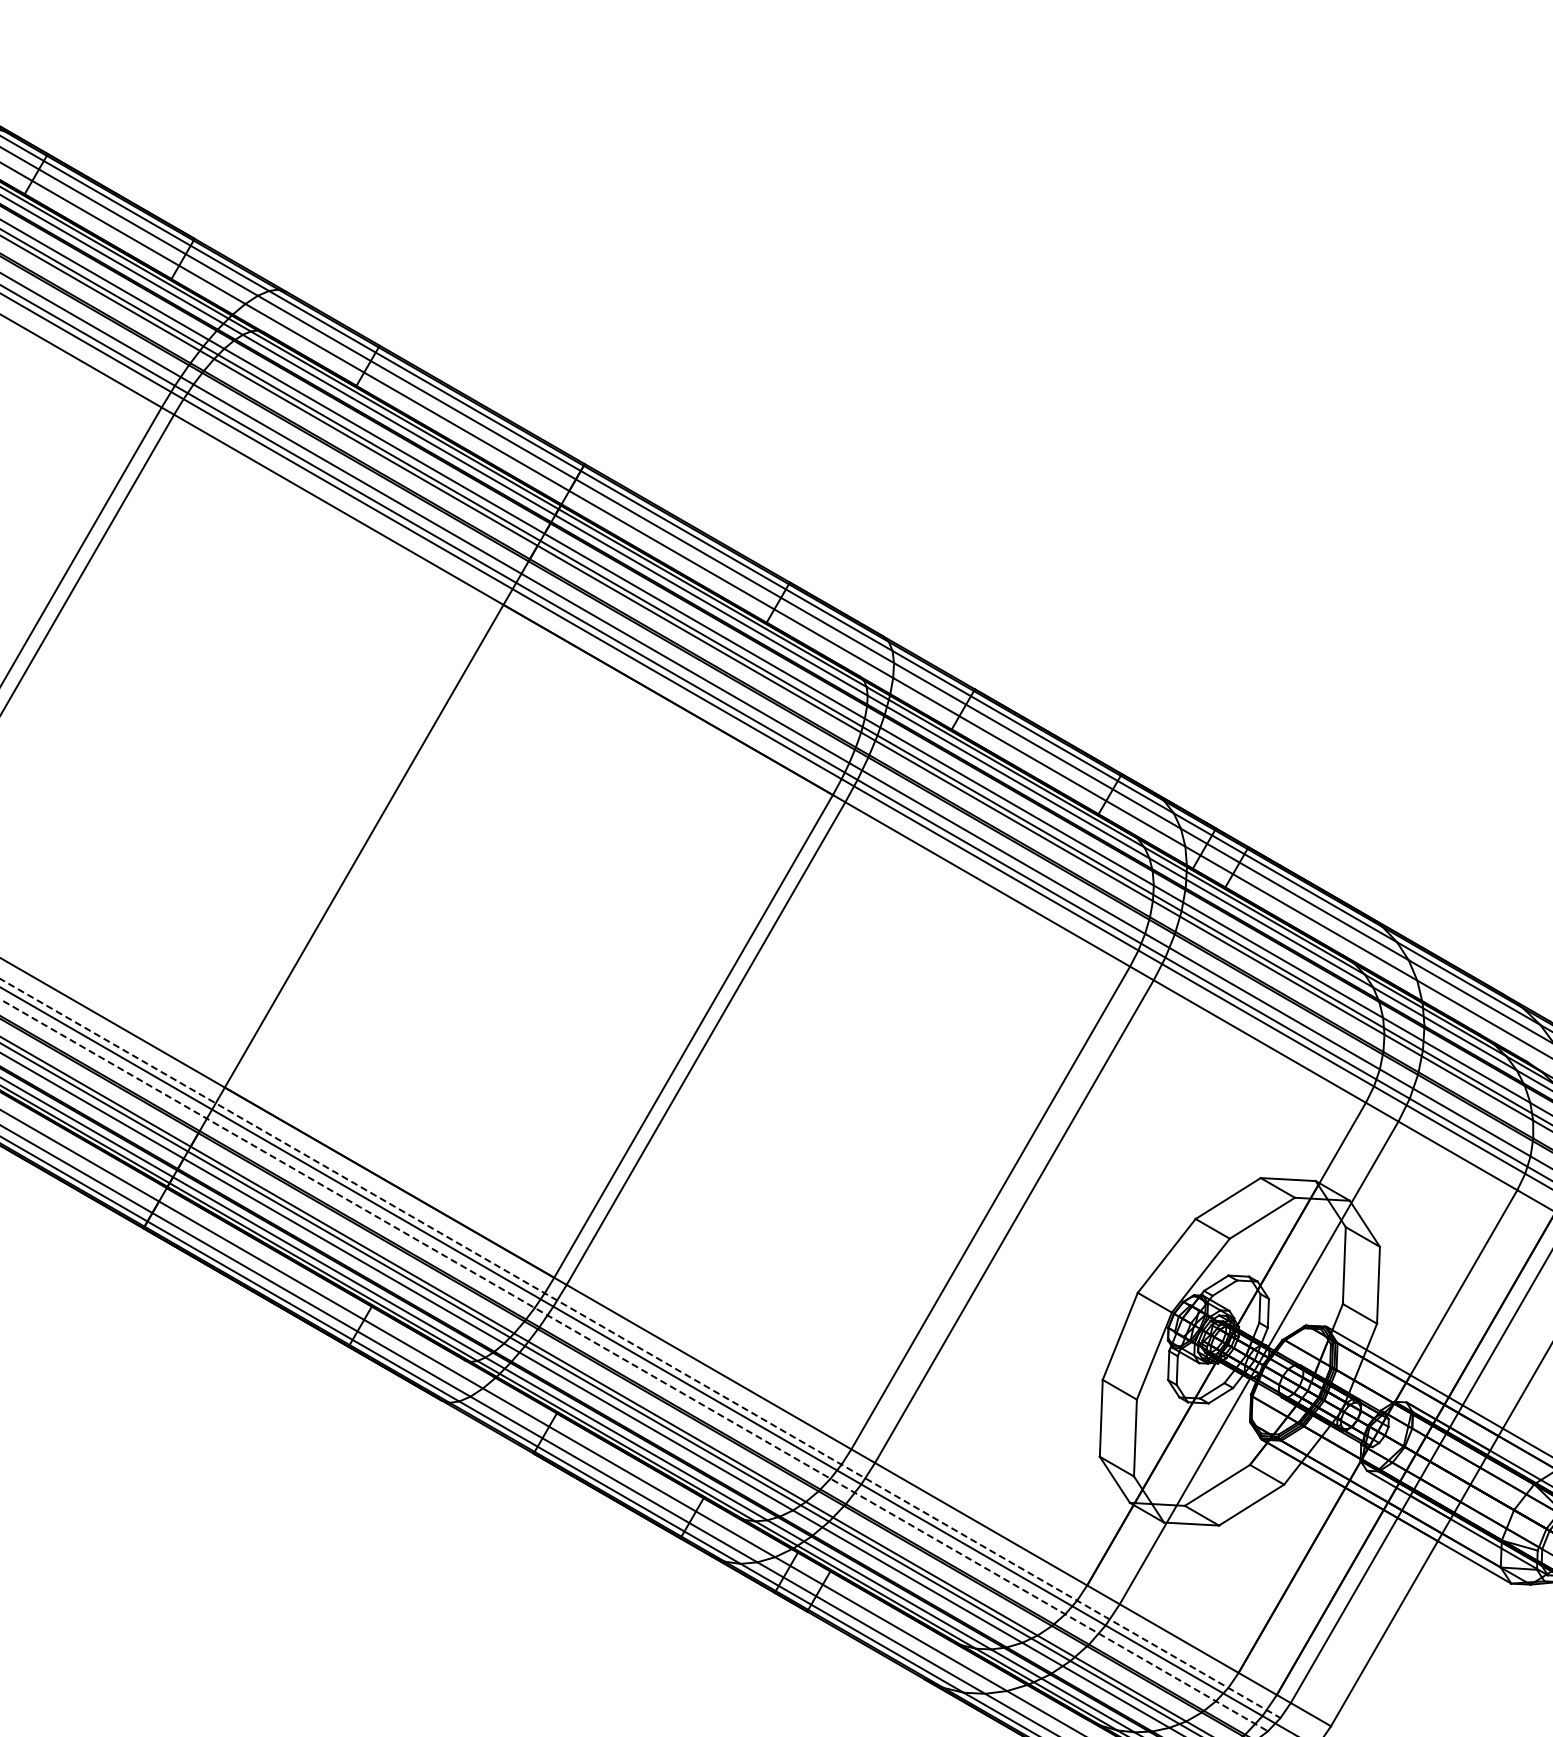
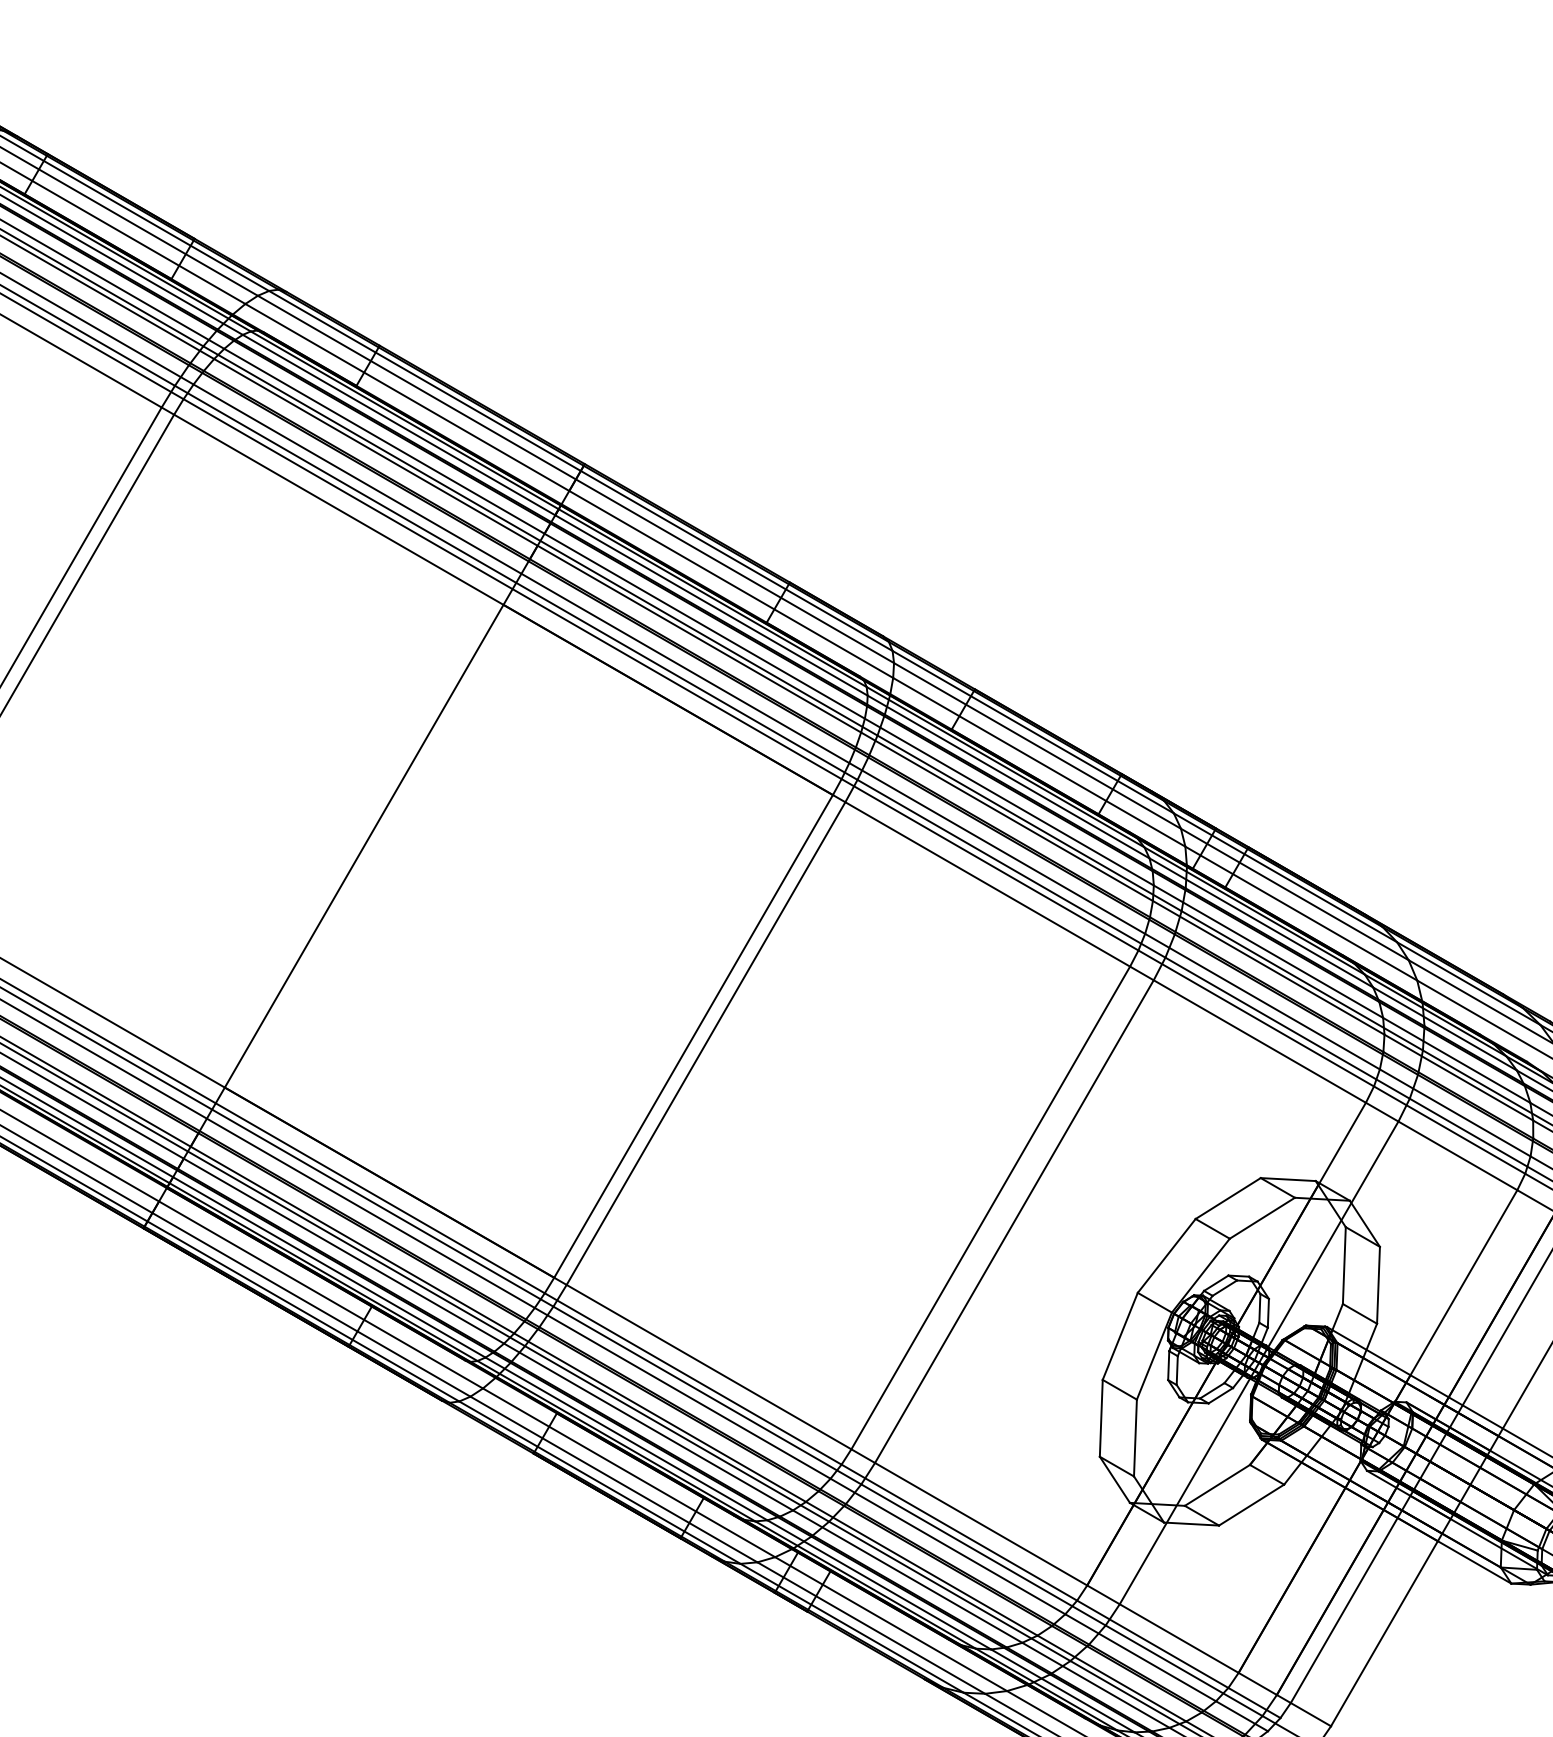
line: dashed -> solid (640, 1348)
line: dashed -> solid (634, 1365)
